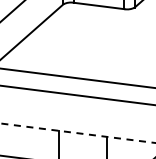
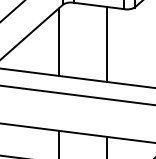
line: none -> present (58, 41)
line: none -> present (106, 43)
line: dashed -> solid (78, 133)
